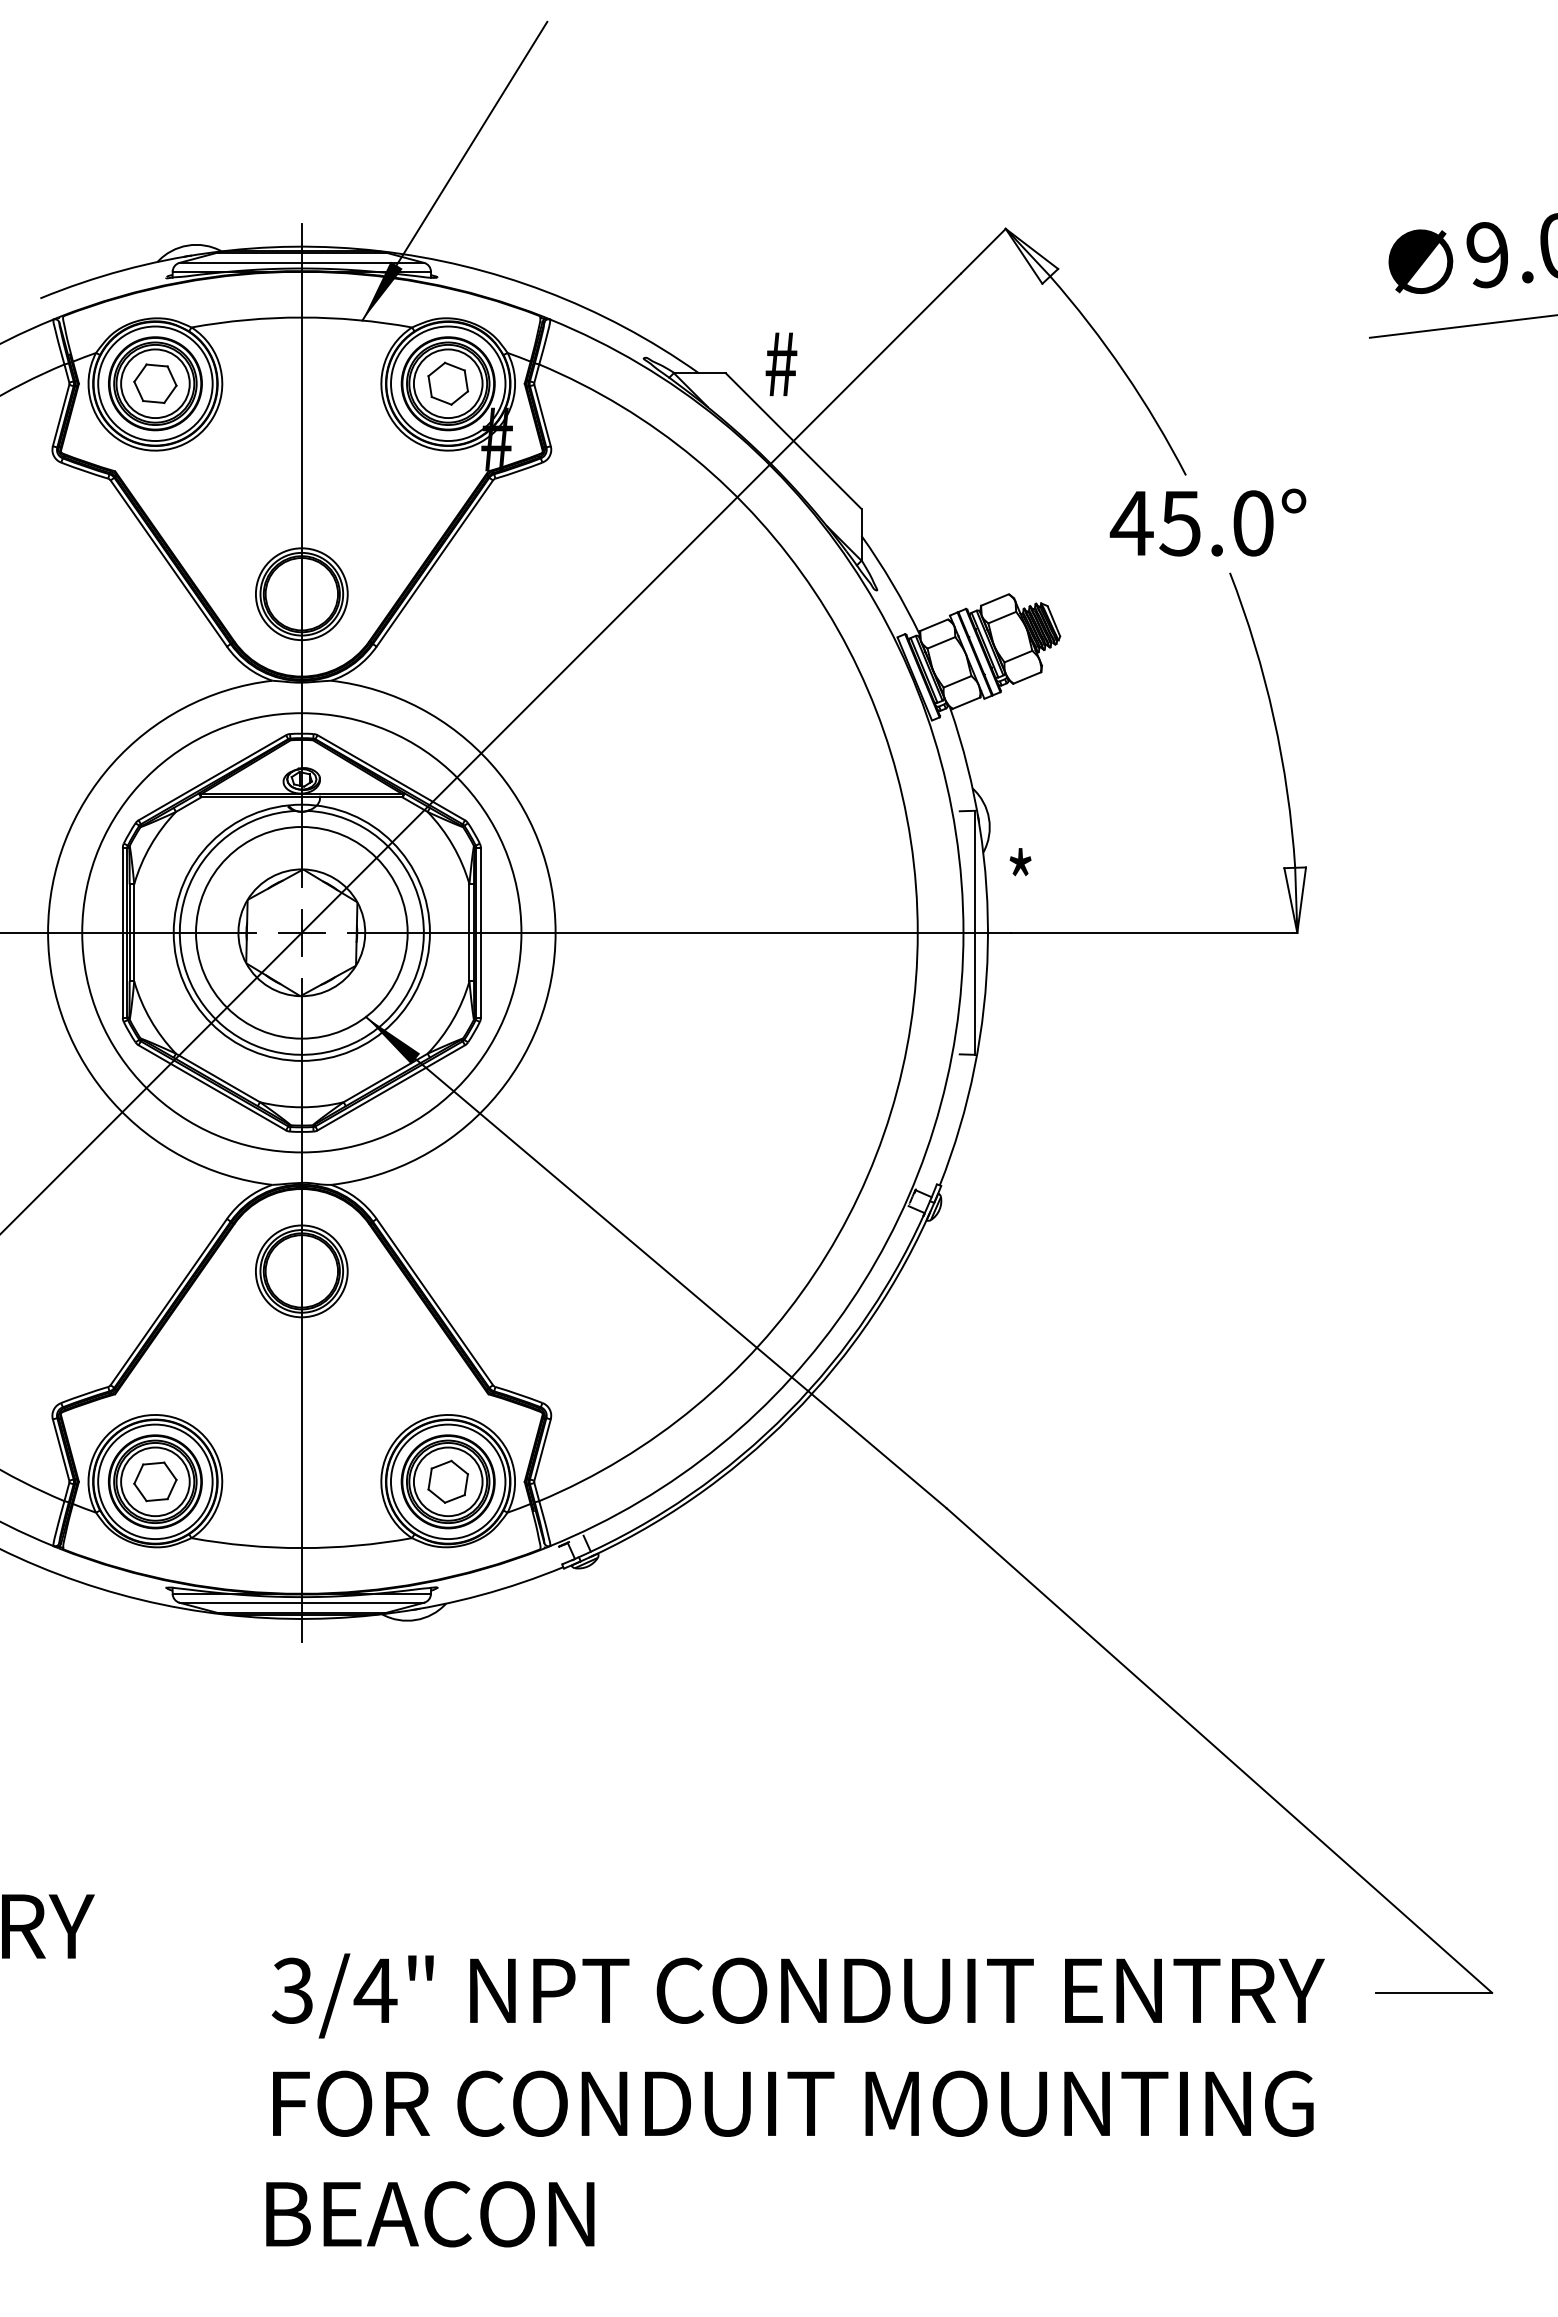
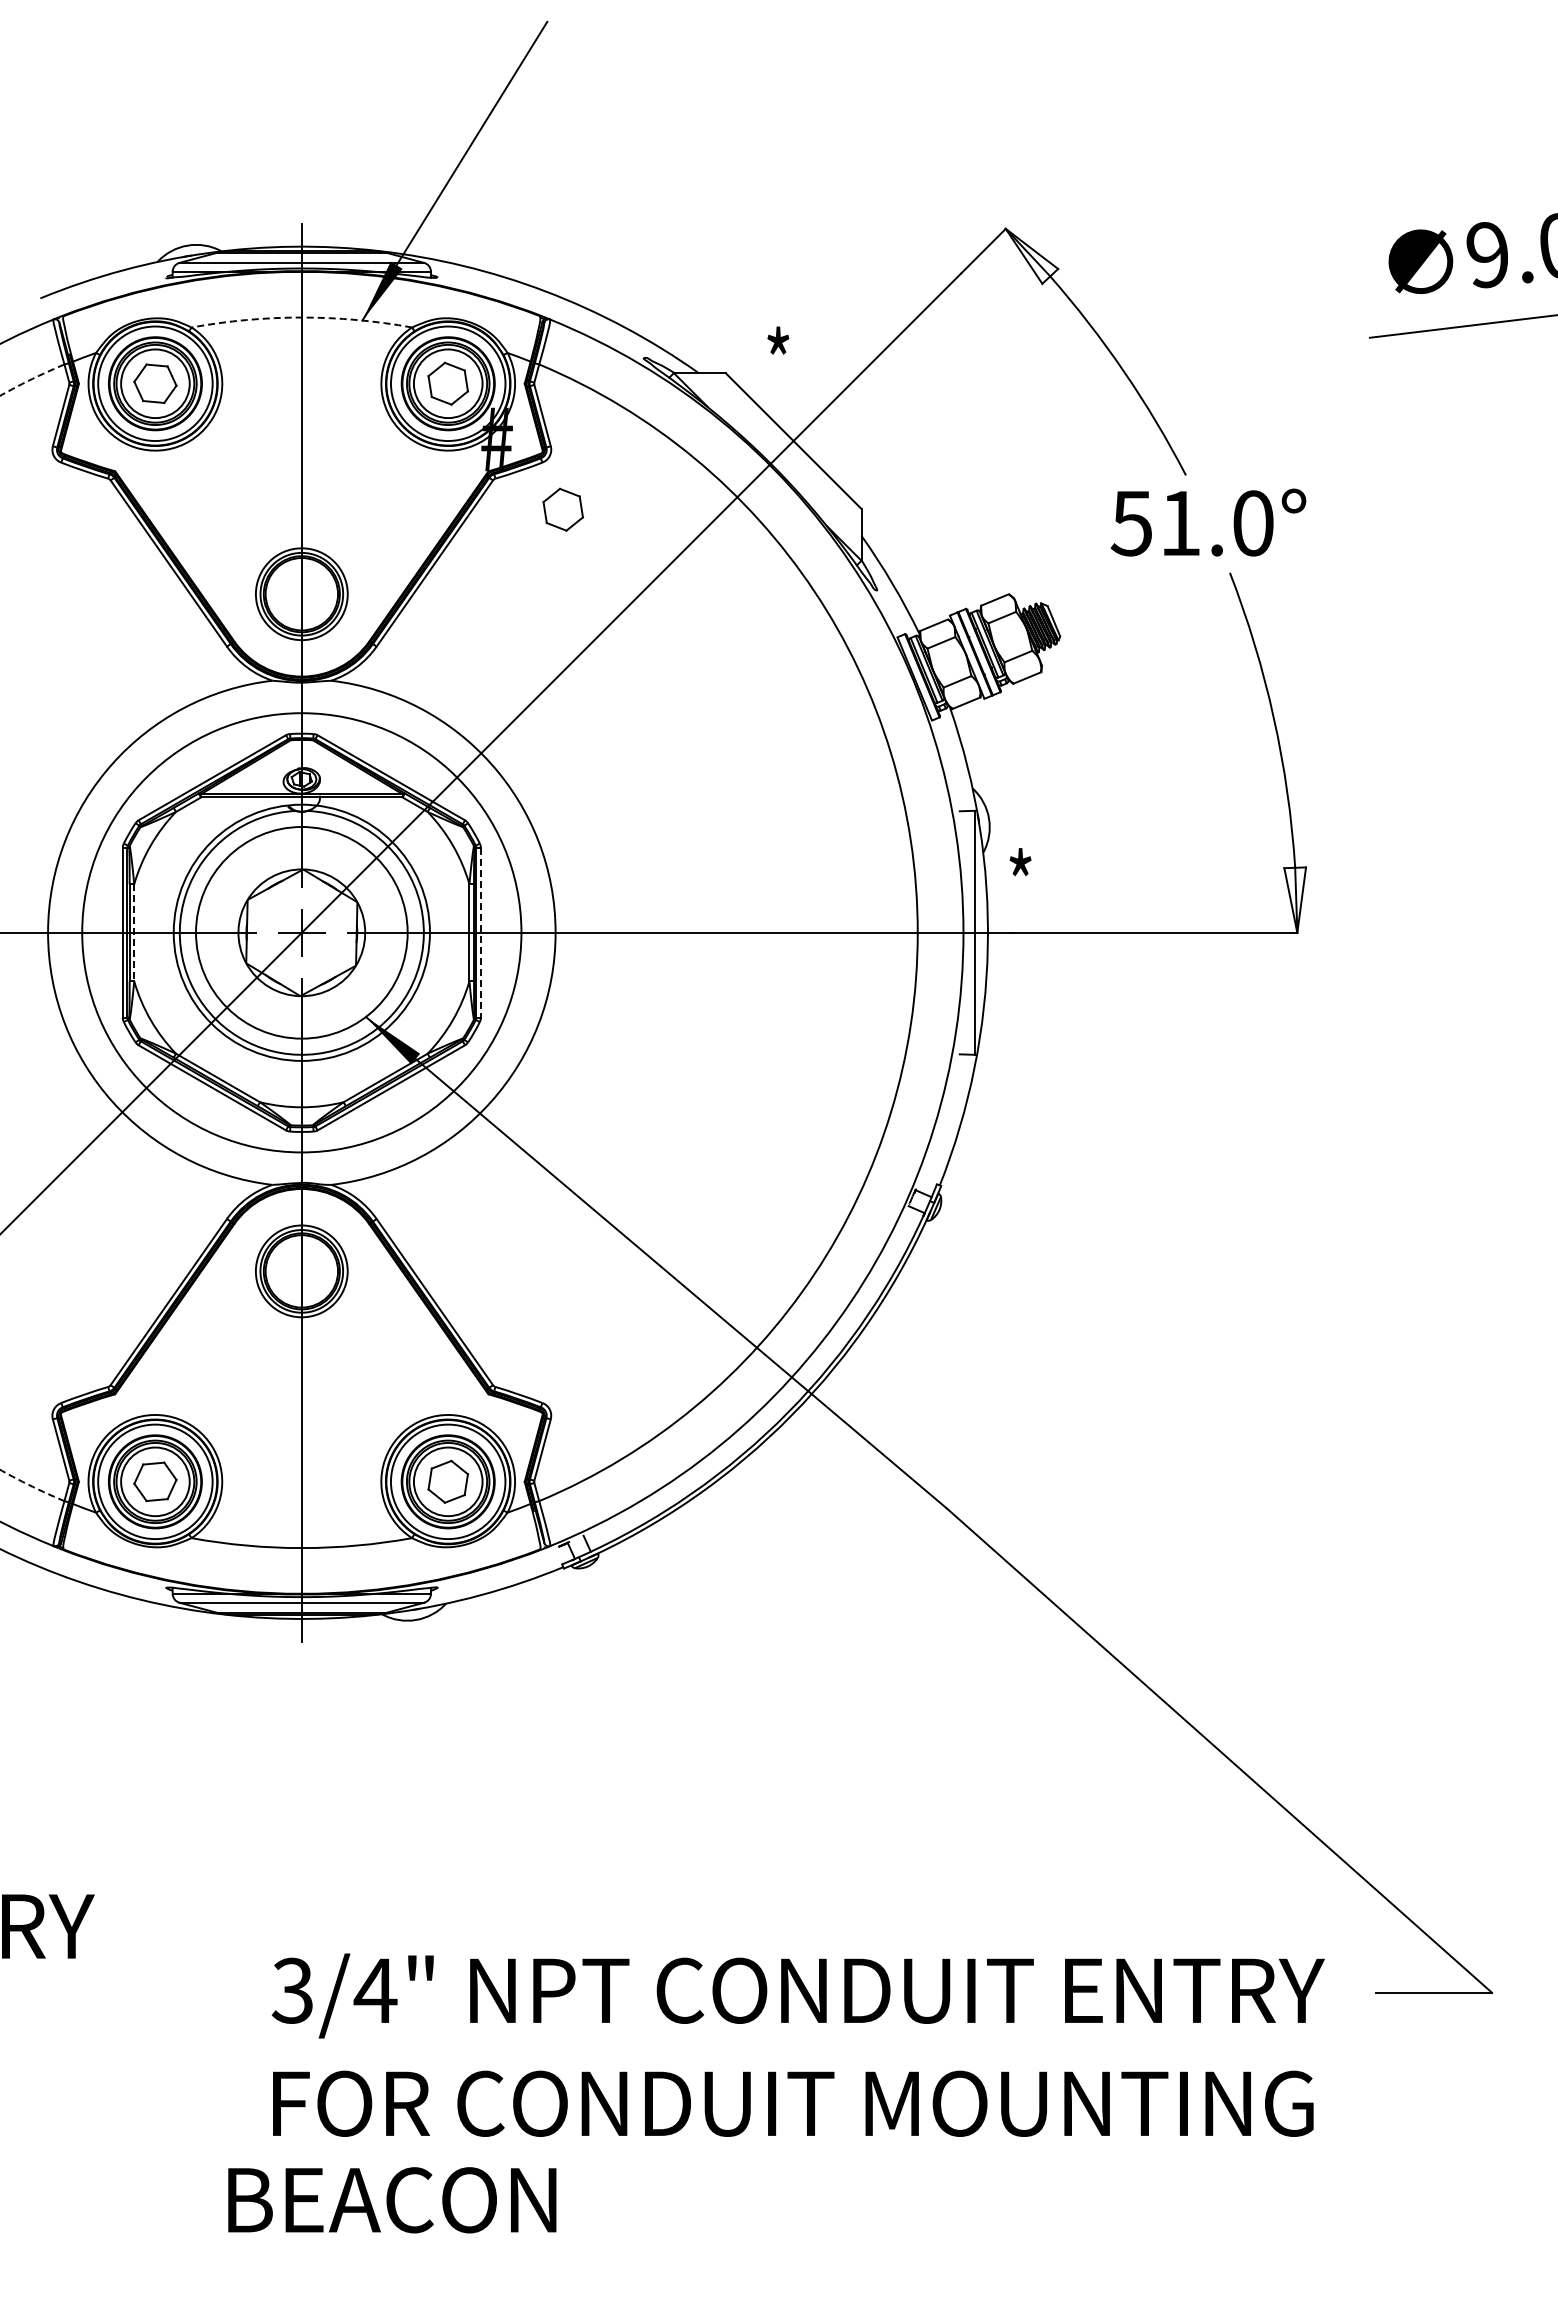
arc: solid -> dashed (301, 317)
text: # -> * (781, 361)
part: none -> present (562, 509)
text: 45.0° -> 51.0° (1154, 523)
line: solid -> dashed (134, 932)
line: solid -> dashed (480, 933)
arc: solid -> dashed (0, 1469)
text position: (430, 2214) -> (392, 2200) (392, 2200)
